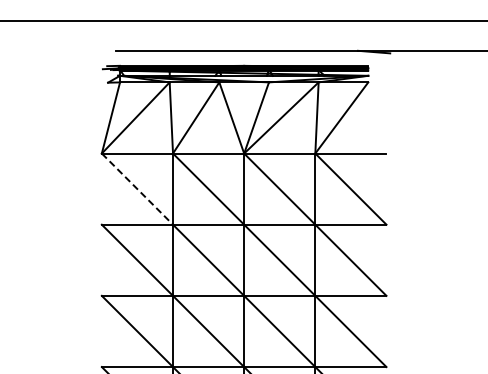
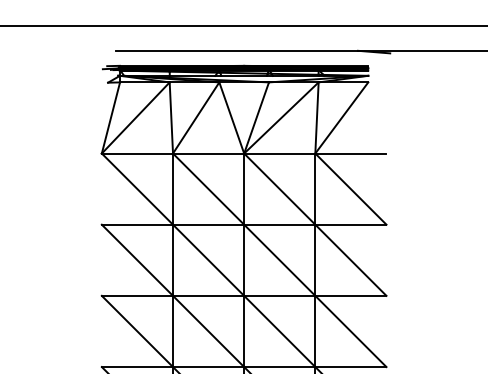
line position: (243, 20) -> (243, 25) (243, 25)
line: dashed -> solid (137, 189)
